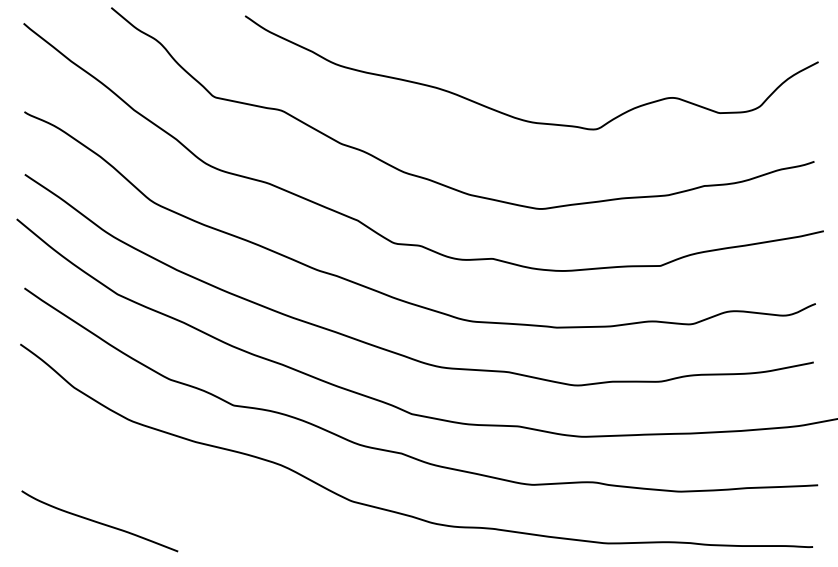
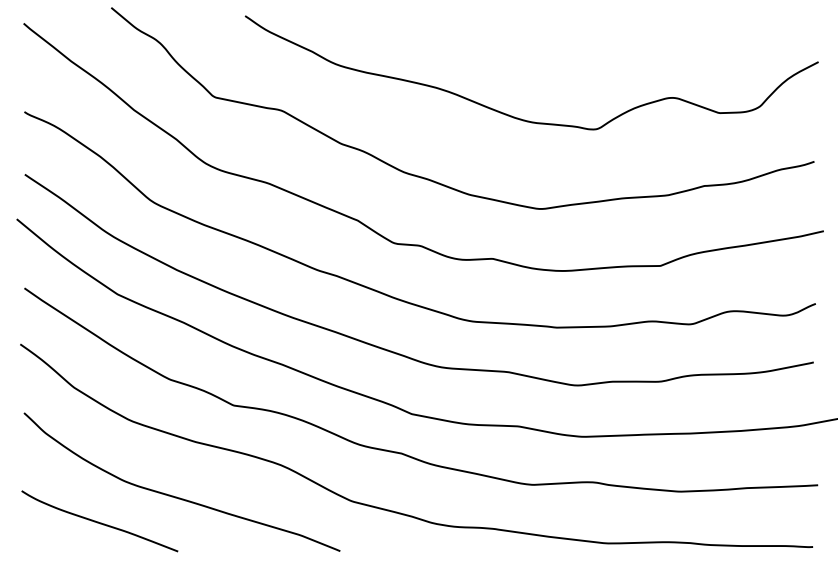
curve: none -> present (176, 496)
